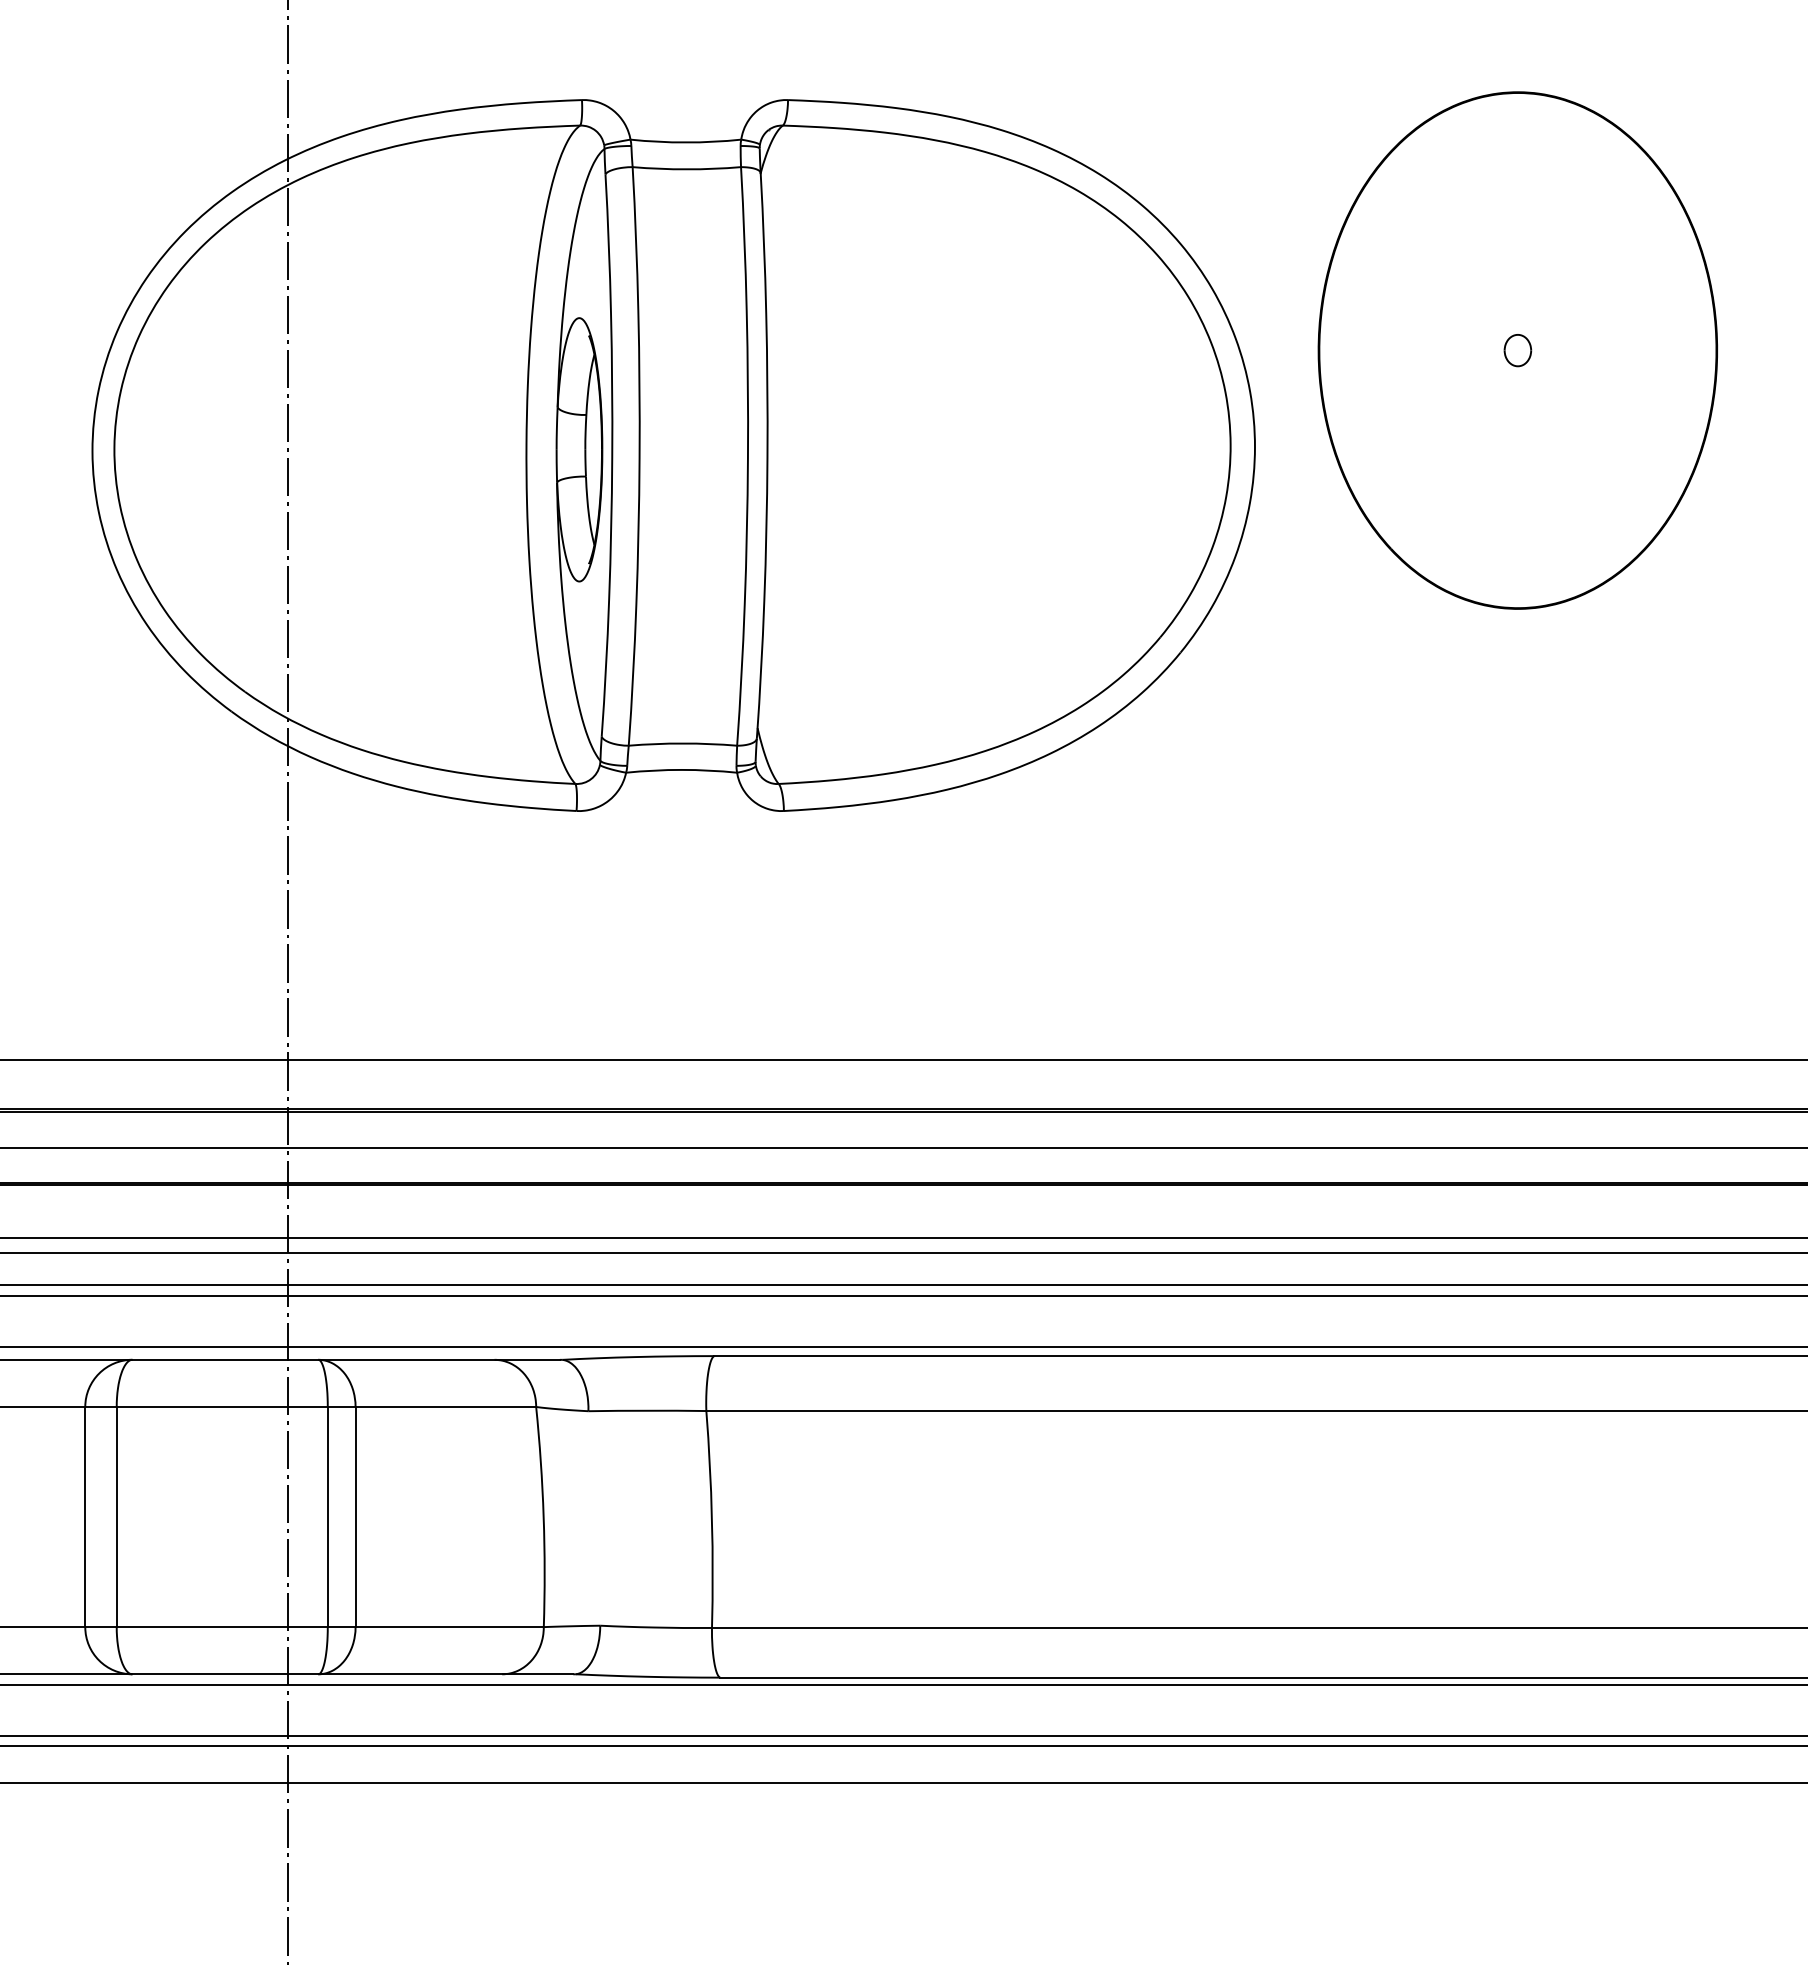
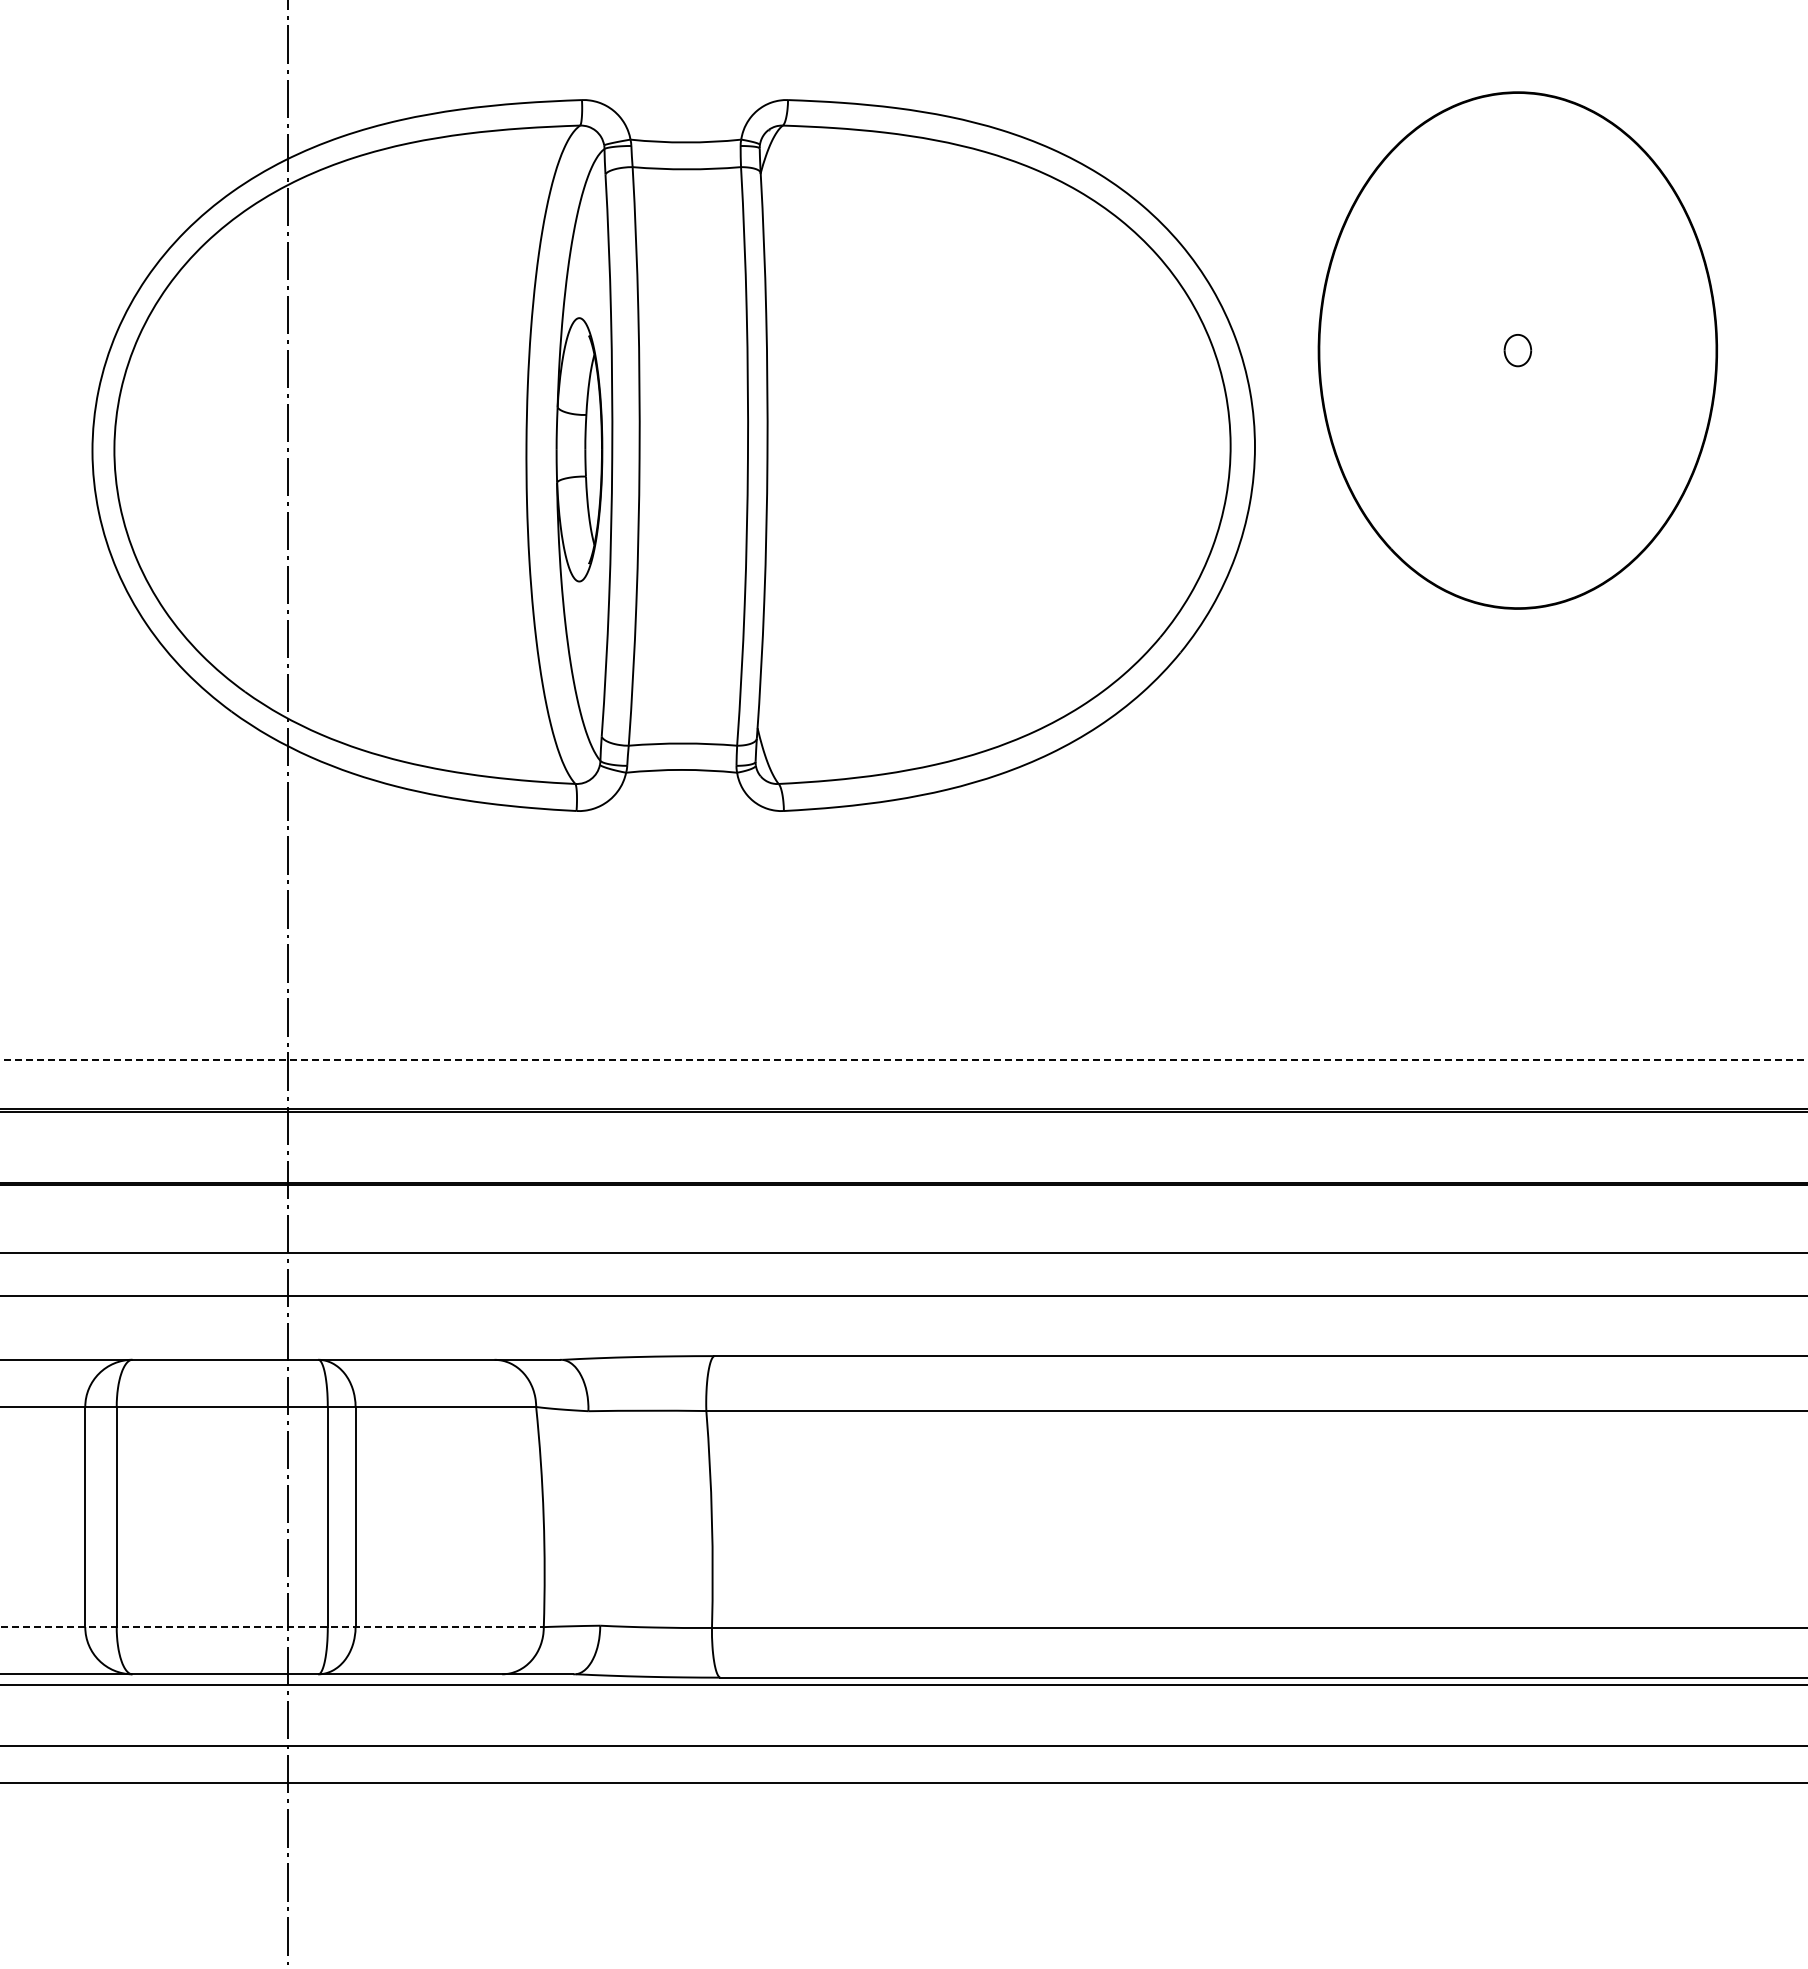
line: solid -> dashed (903, 1059)
line: present -> none (903, 1147)
line: present -> none (903, 1238)
line: present -> none (903, 1284)
line: present -> none (903, 1347)
line: solid -> dashed (272, 1627)
line: present -> none (903, 1736)
